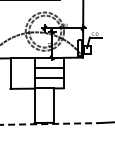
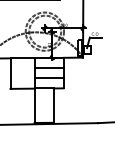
line: dashed -> solid (49, 124)
